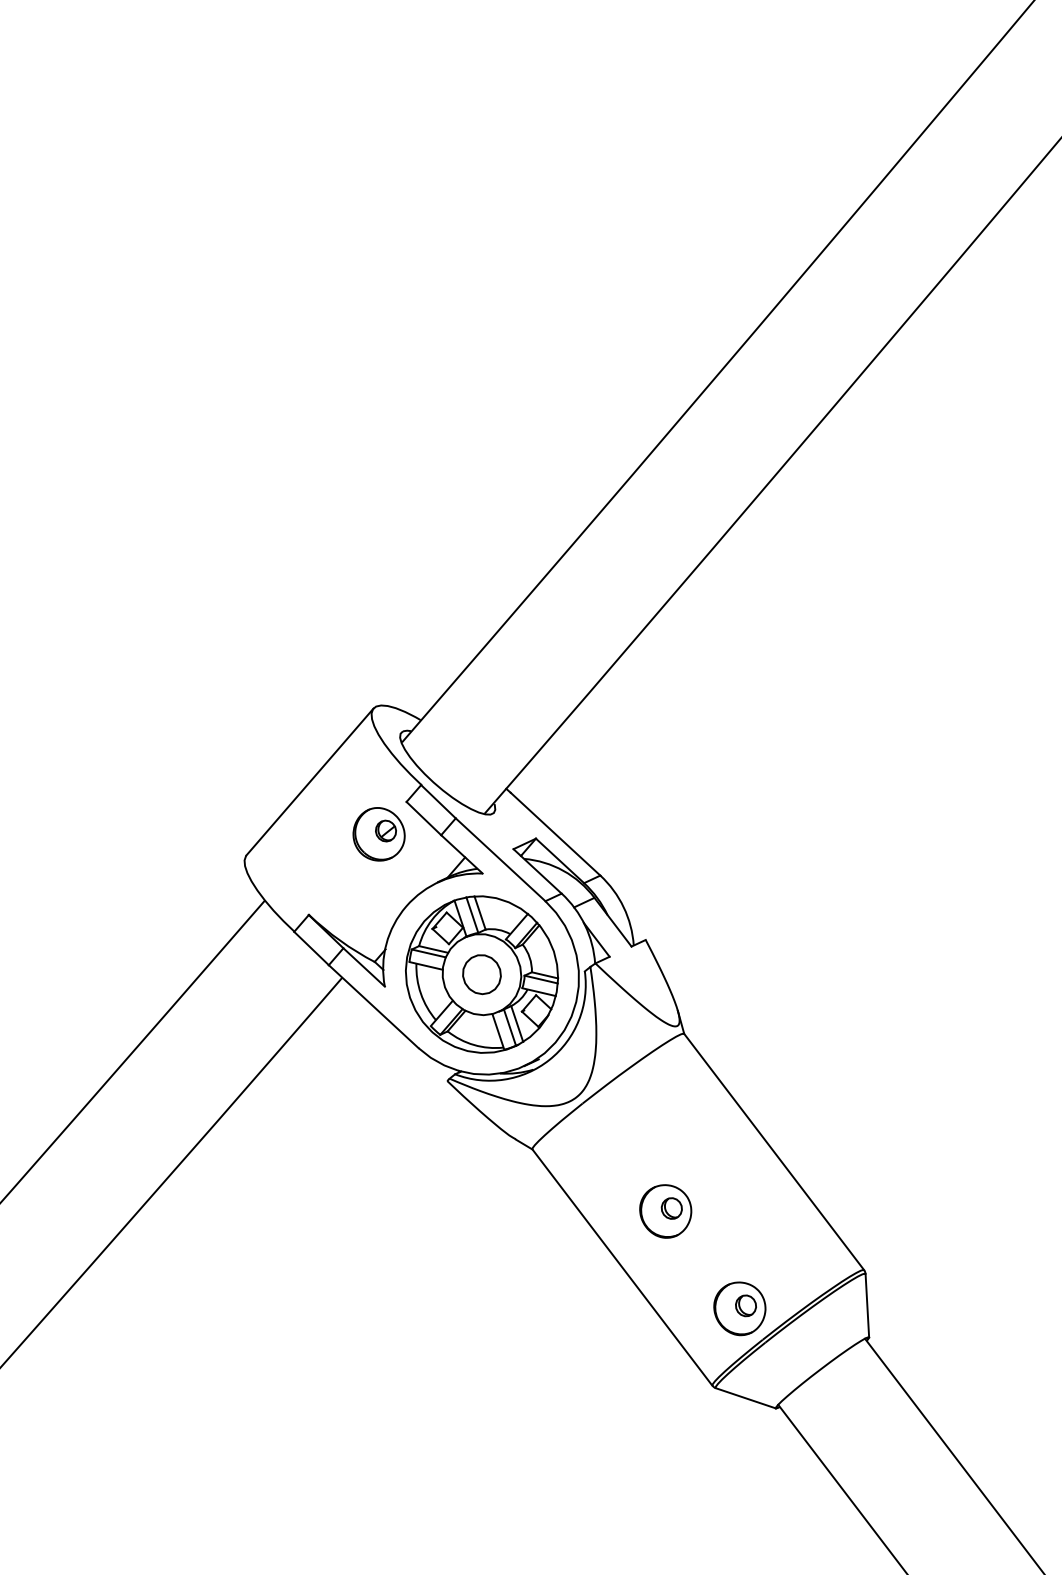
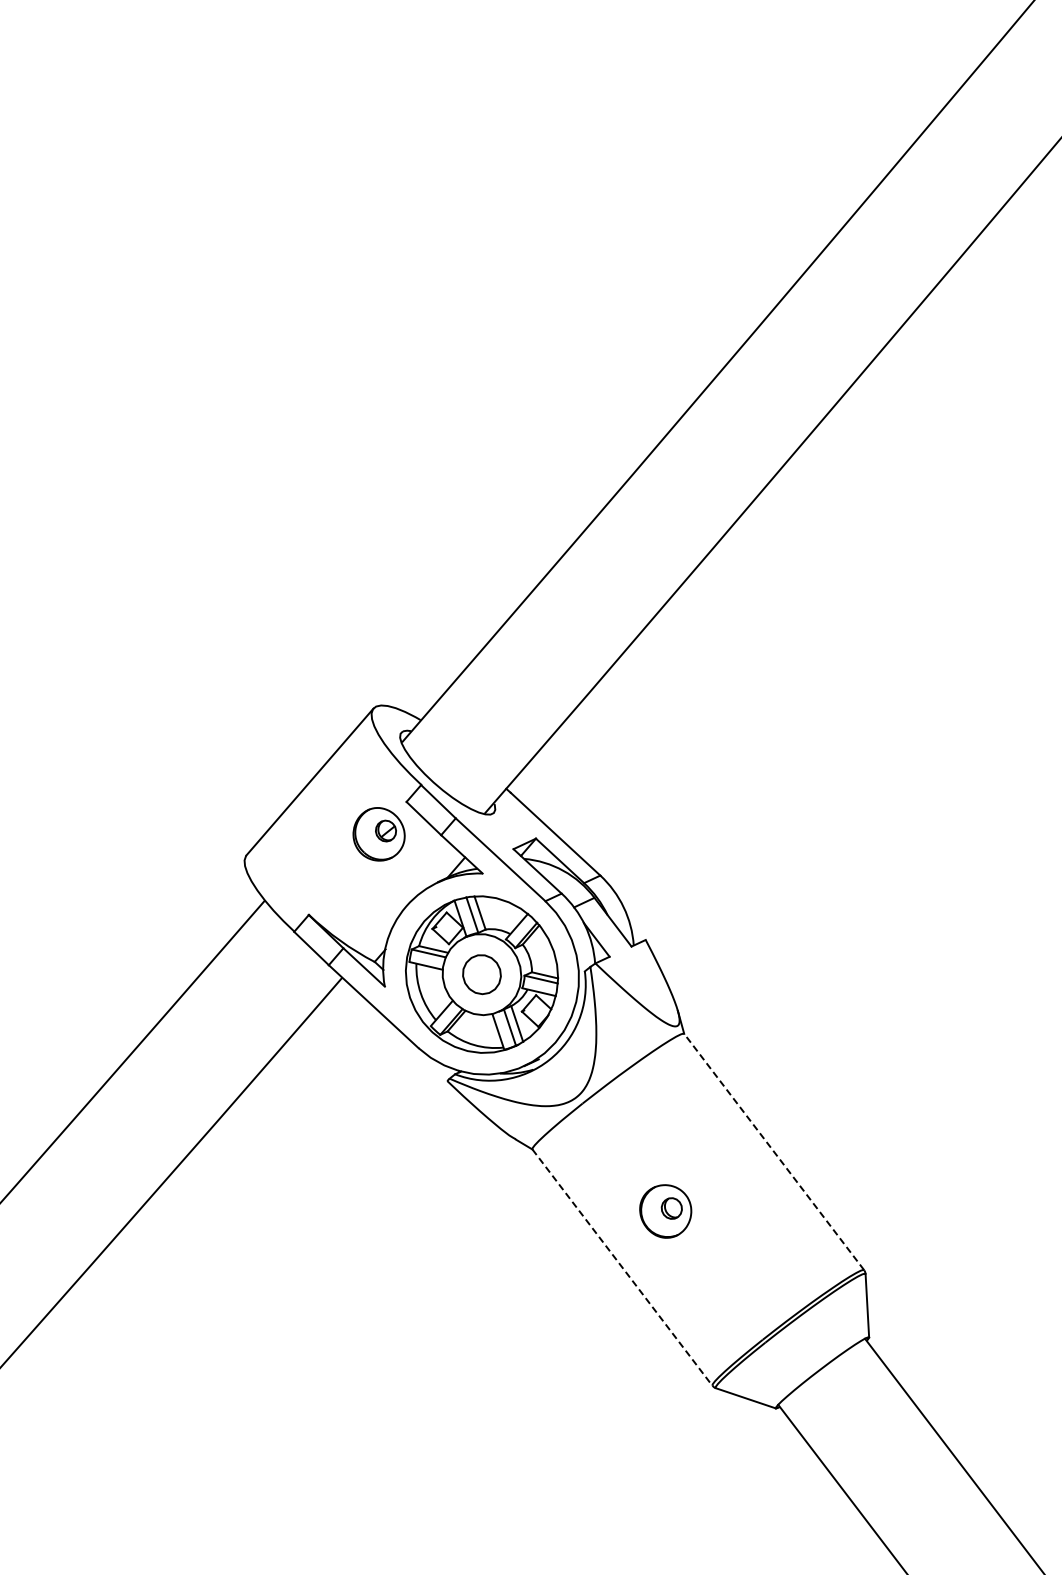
line: solid -> dashed (774, 1151)
line: solid -> dashed (622, 1267)
part: present -> none (739, 1308)
